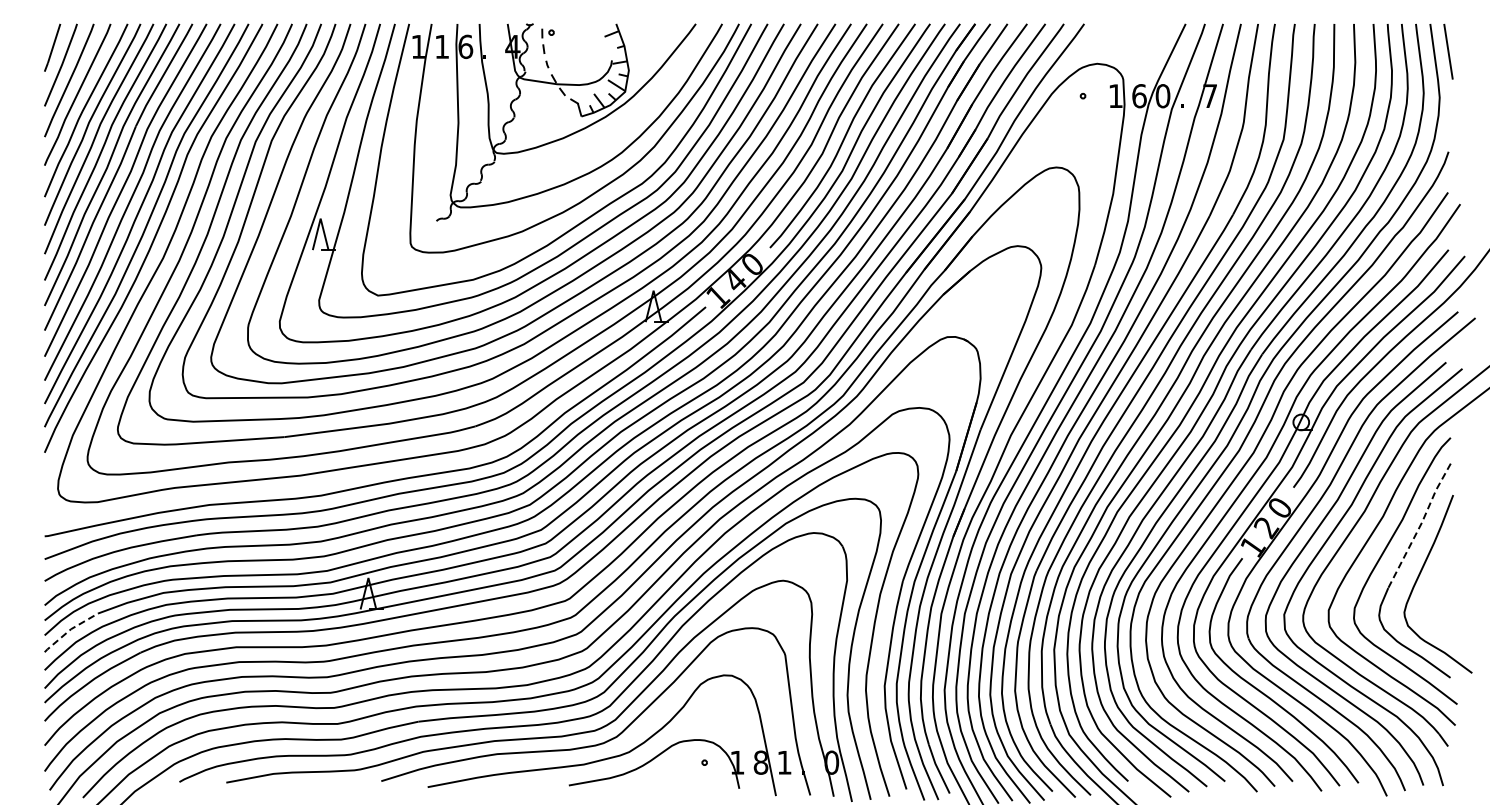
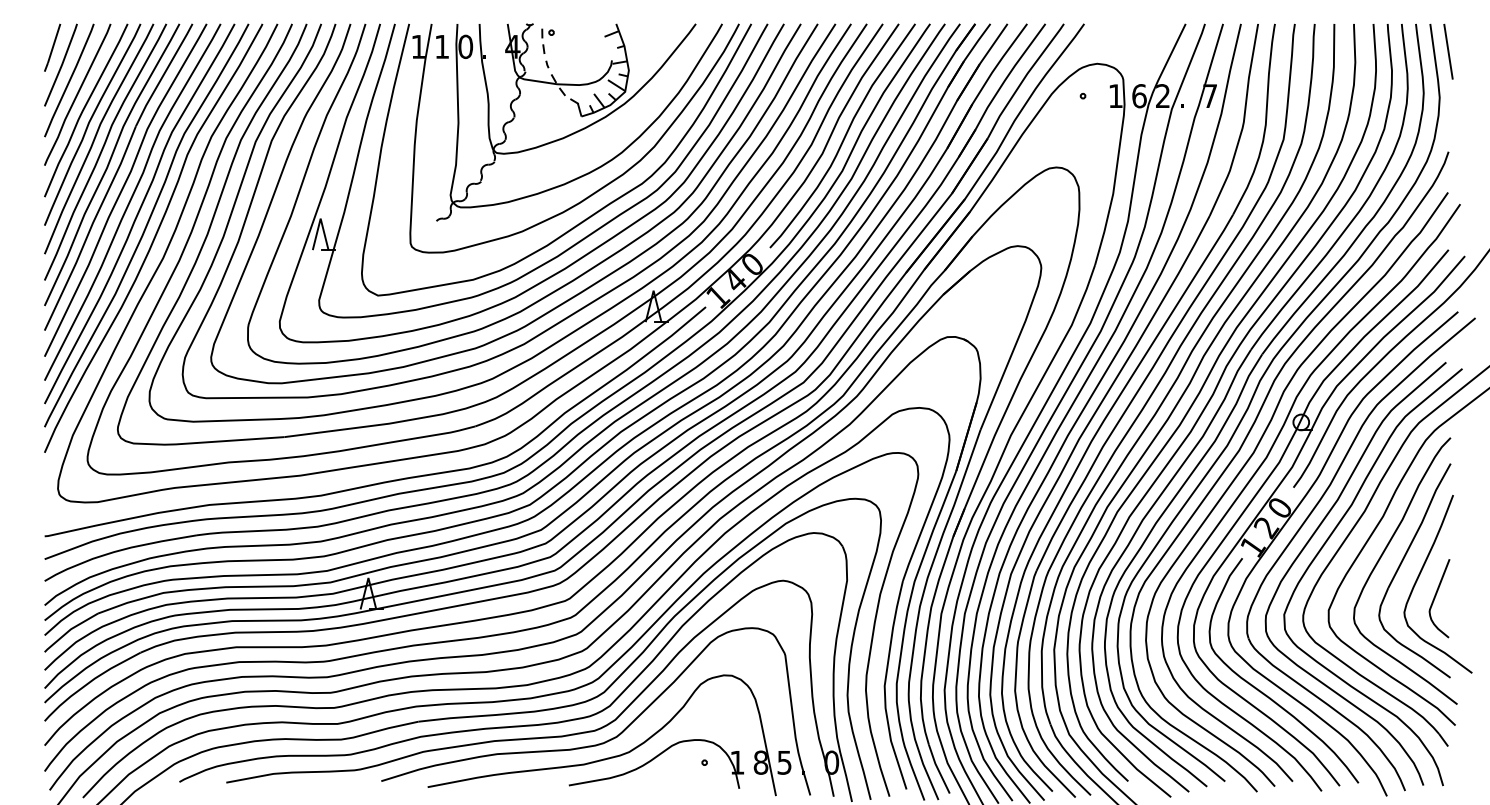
text: 6 -> 0 (465, 46)
text: 0 -> 2 (1162, 96)
line: dashed -> solid (1420, 525)
curve: none -> present (1436, 596)
line: dashed -> solid (69, 630)
text: 1 -> 5 (784, 762)
